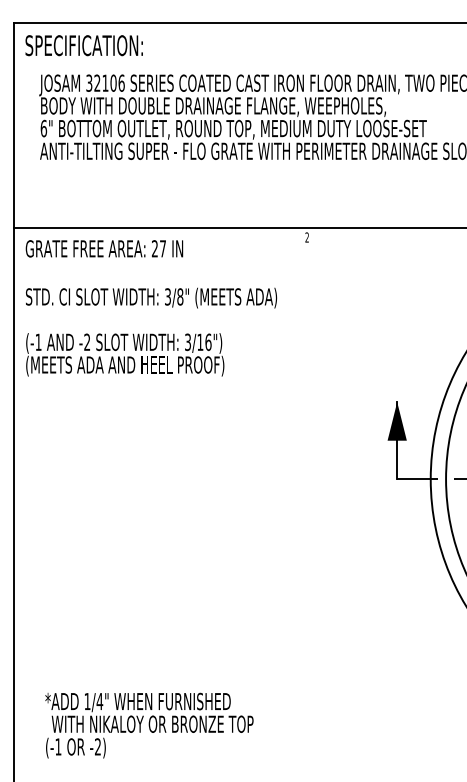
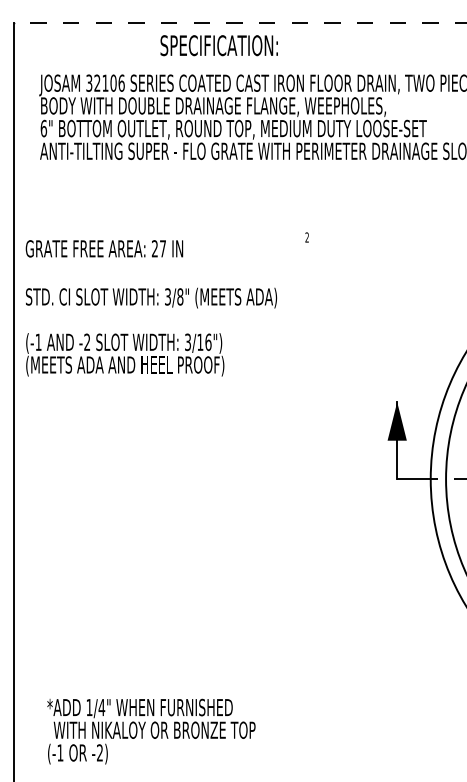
line: solid -> dashed (239, 23)
text position: (83, 45) -> (218, 45) (218, 45)
line: present -> none (238, 227)
text position: (149, 725) -> (151, 731) (151, 731)
